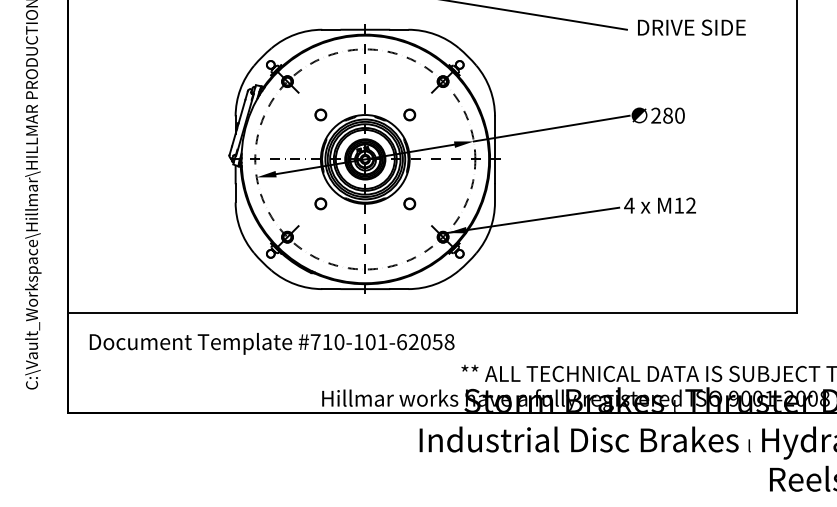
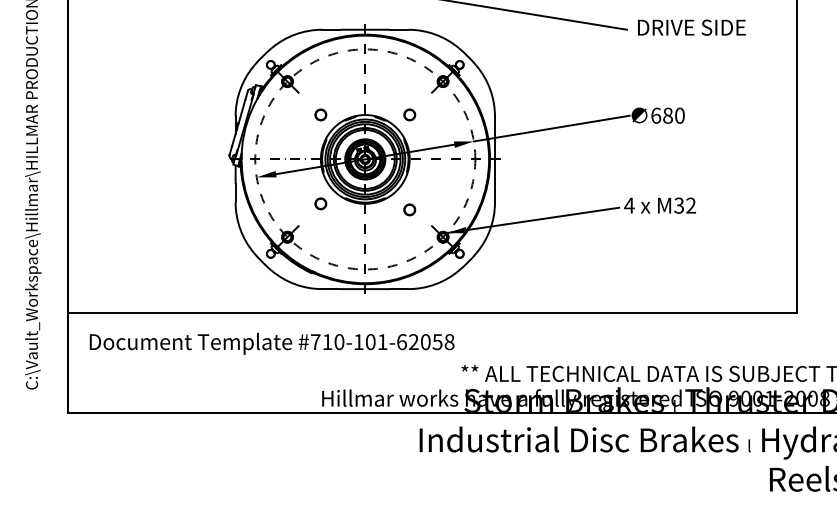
text: 280 -> 680 (656, 115)
circle position: (409, 203) -> (409, 209) (409, 209)
text: M12 -> M32 (678, 205)
